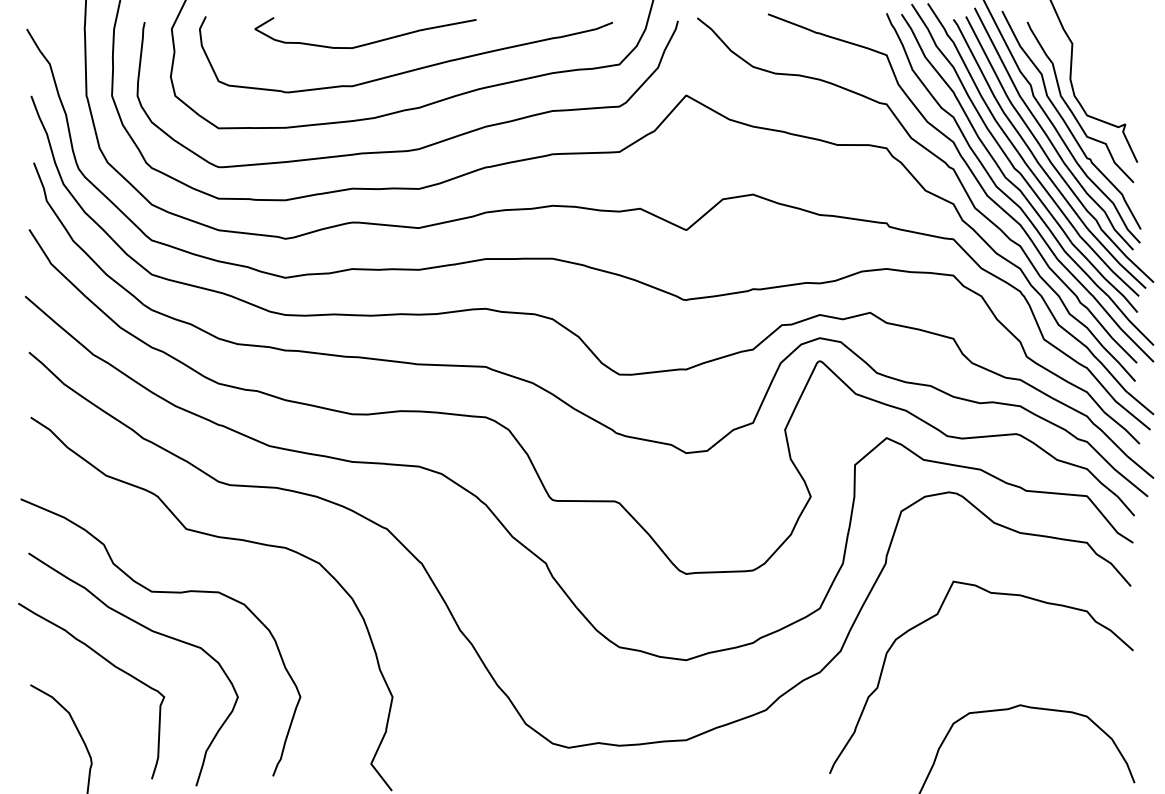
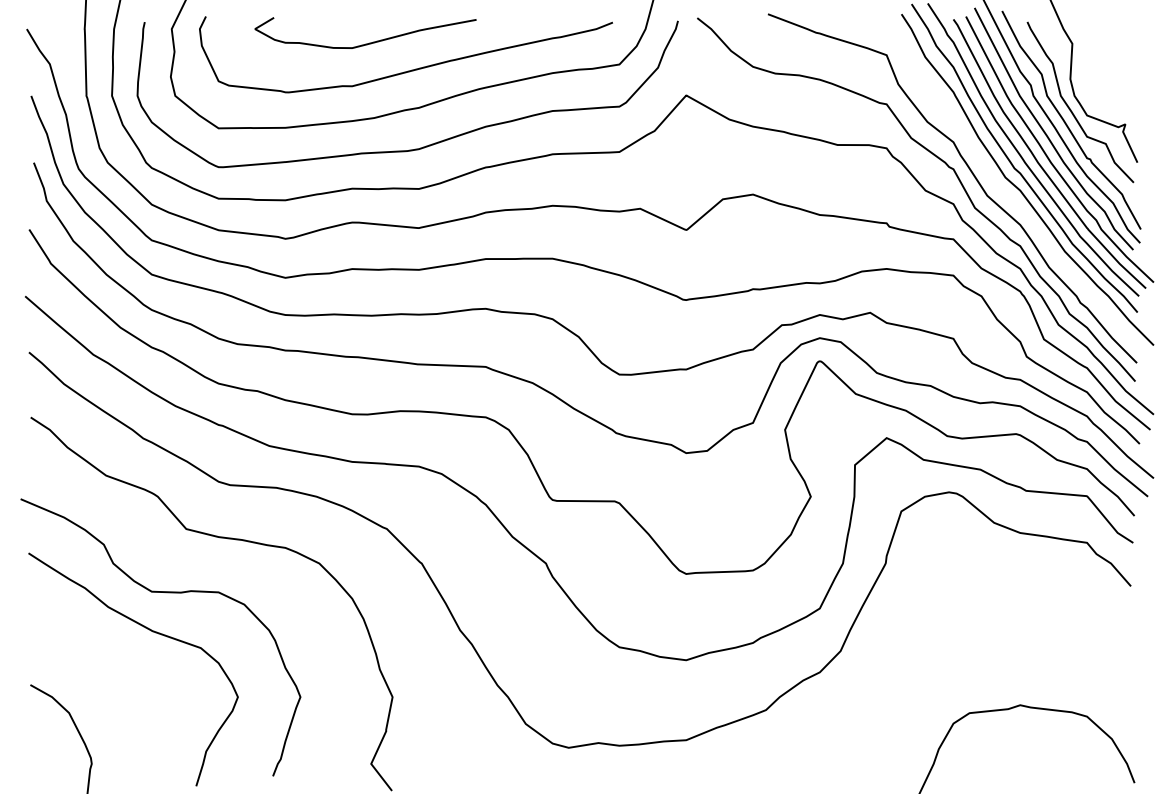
curve: present -> none (1010, 197)
curve: present -> none (937, 615)
curve: present -> none (110, 664)
